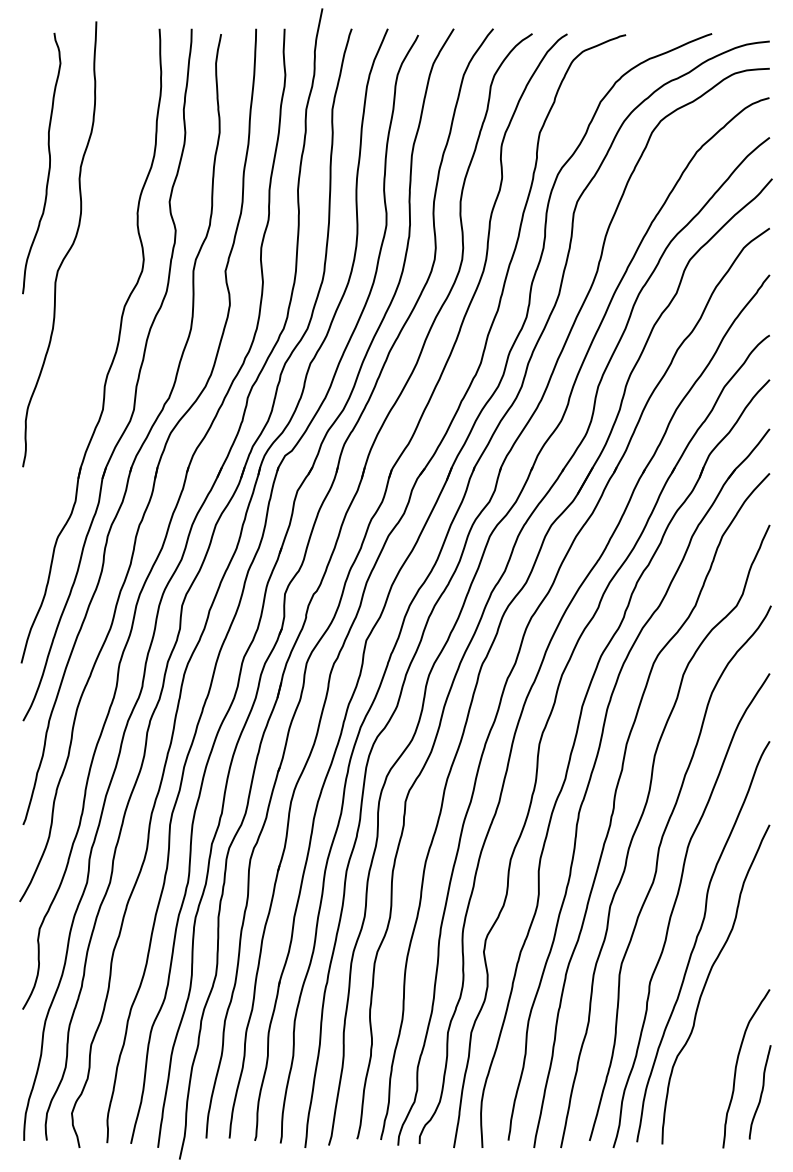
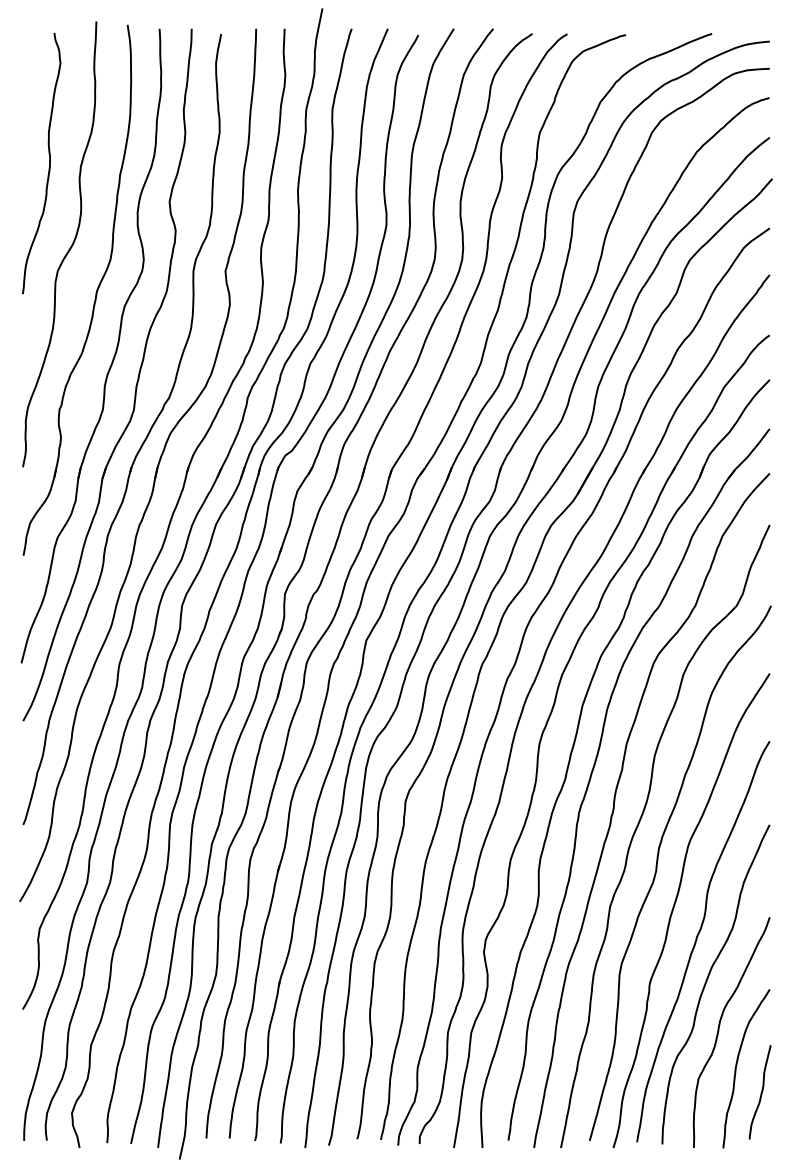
part: none -> present (95, 292)
curve: none -> present (719, 1031)
